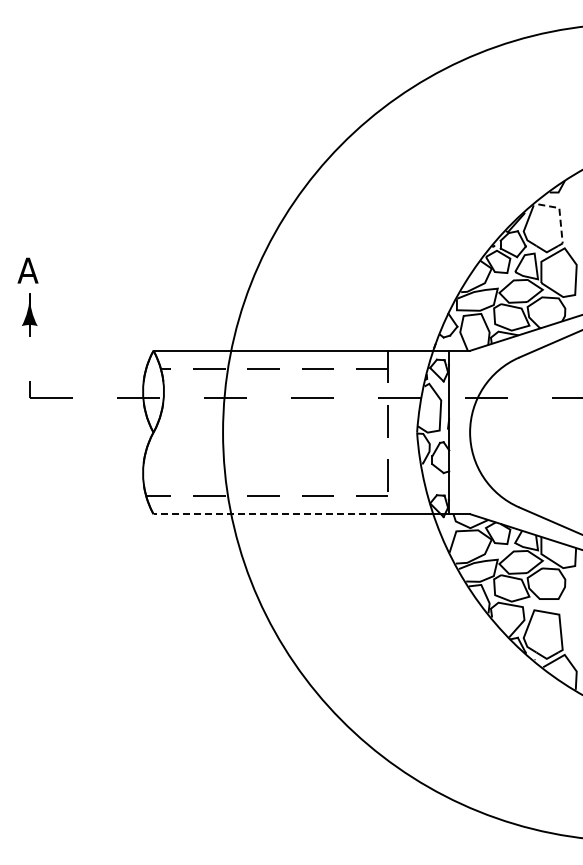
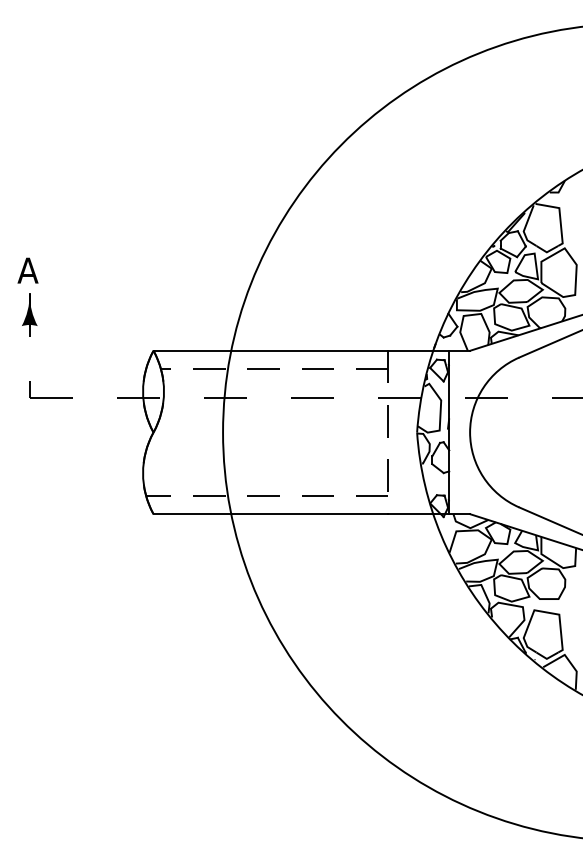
line: dashed -> solid (560, 215)
line: dashed -> solid (270, 514)
